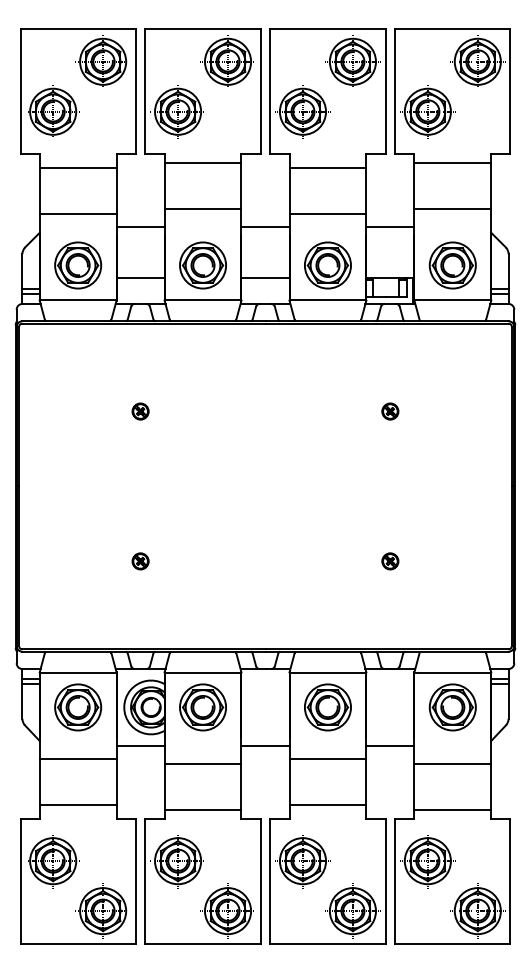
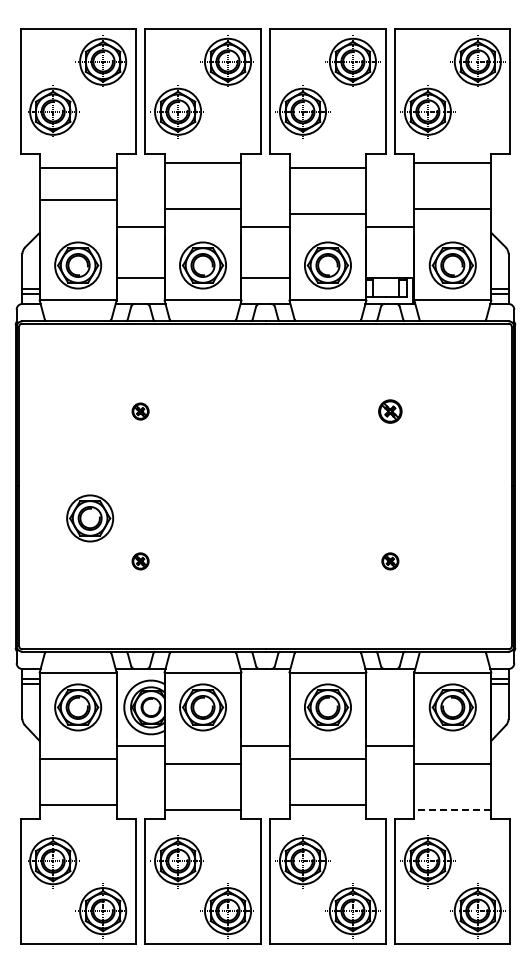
line position: (77, 213) -> (77, 199) (77, 199)
part size: 19x19 px -> 25x25 px (390, 411)
part: none -> present (90, 518)
line: solid -> dashed (452, 810)
